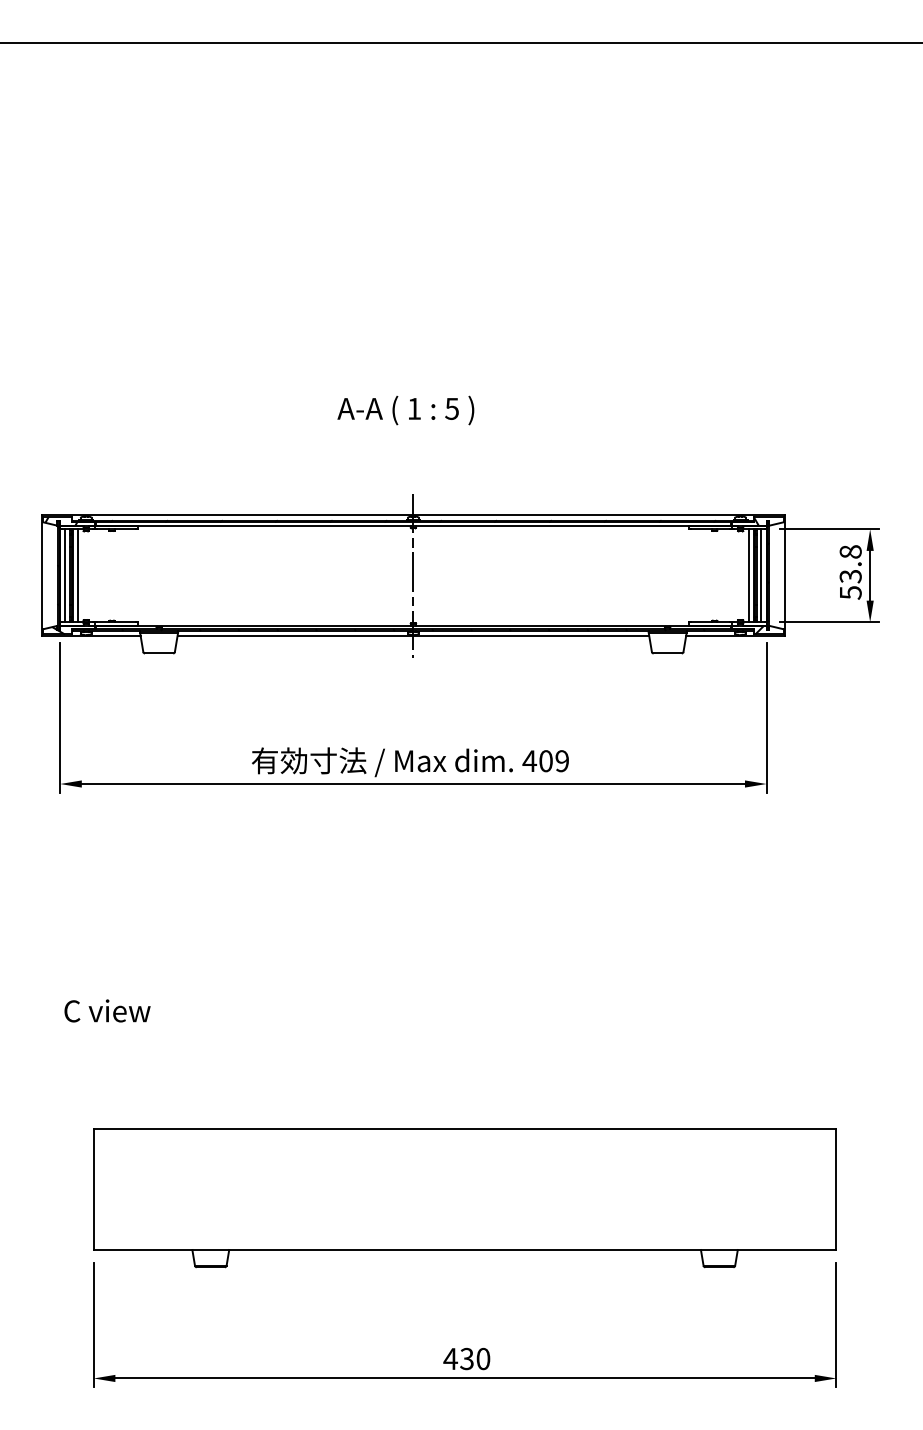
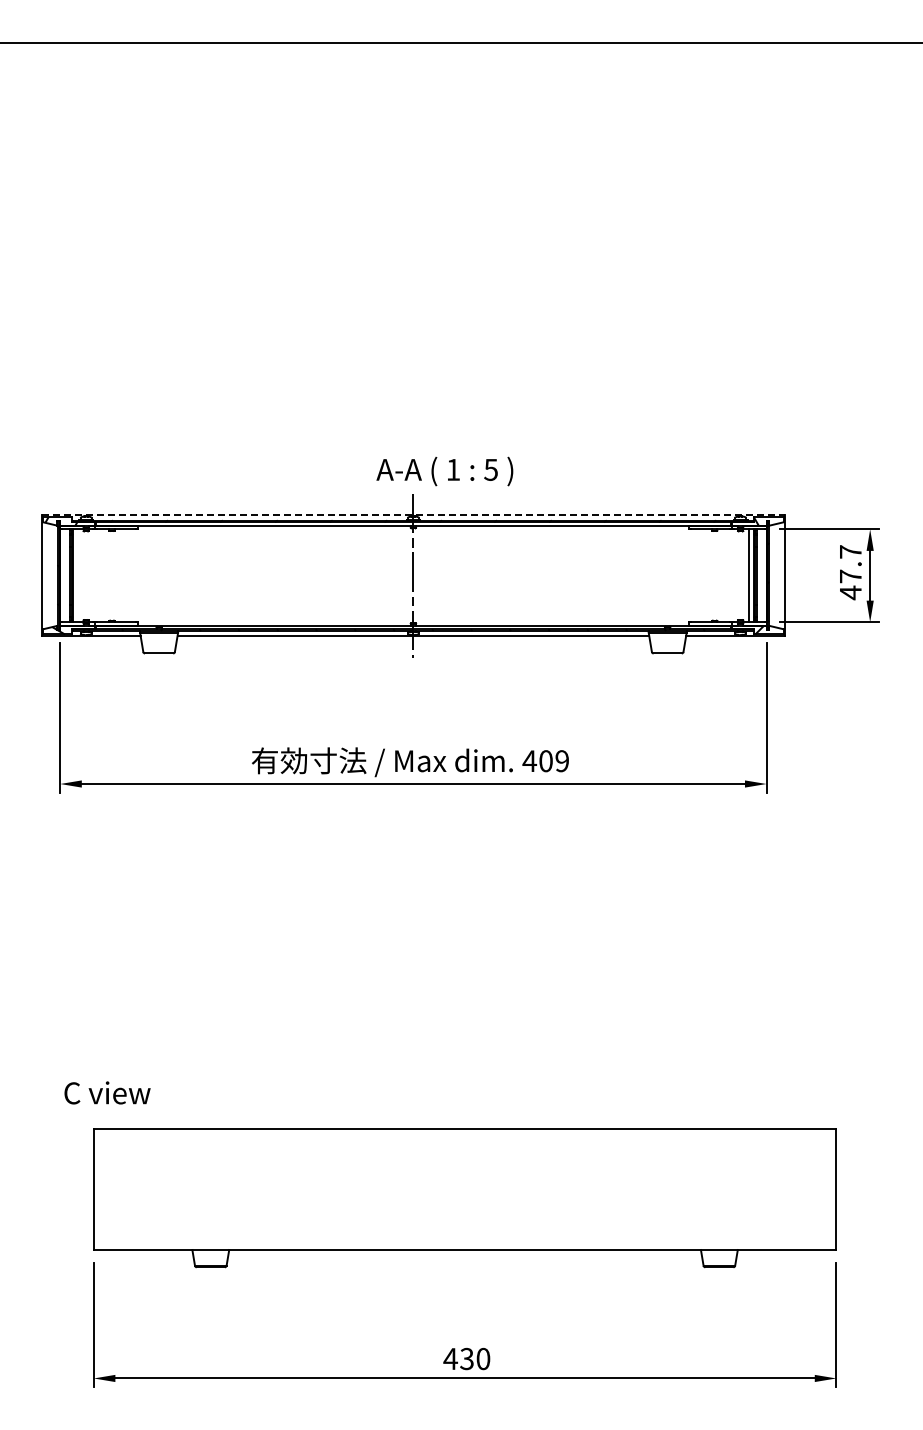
text position: (405, 410) -> (444, 471) (444, 471)
line: solid -> dashed (413, 515)
text: 53.8 -> 47.7 (850, 572)
line: present -> none (65, 575)
line: present -> none (77, 575)
line: present -> none (761, 575)
text position: (107, 1010) -> (107, 1092) (107, 1092)
